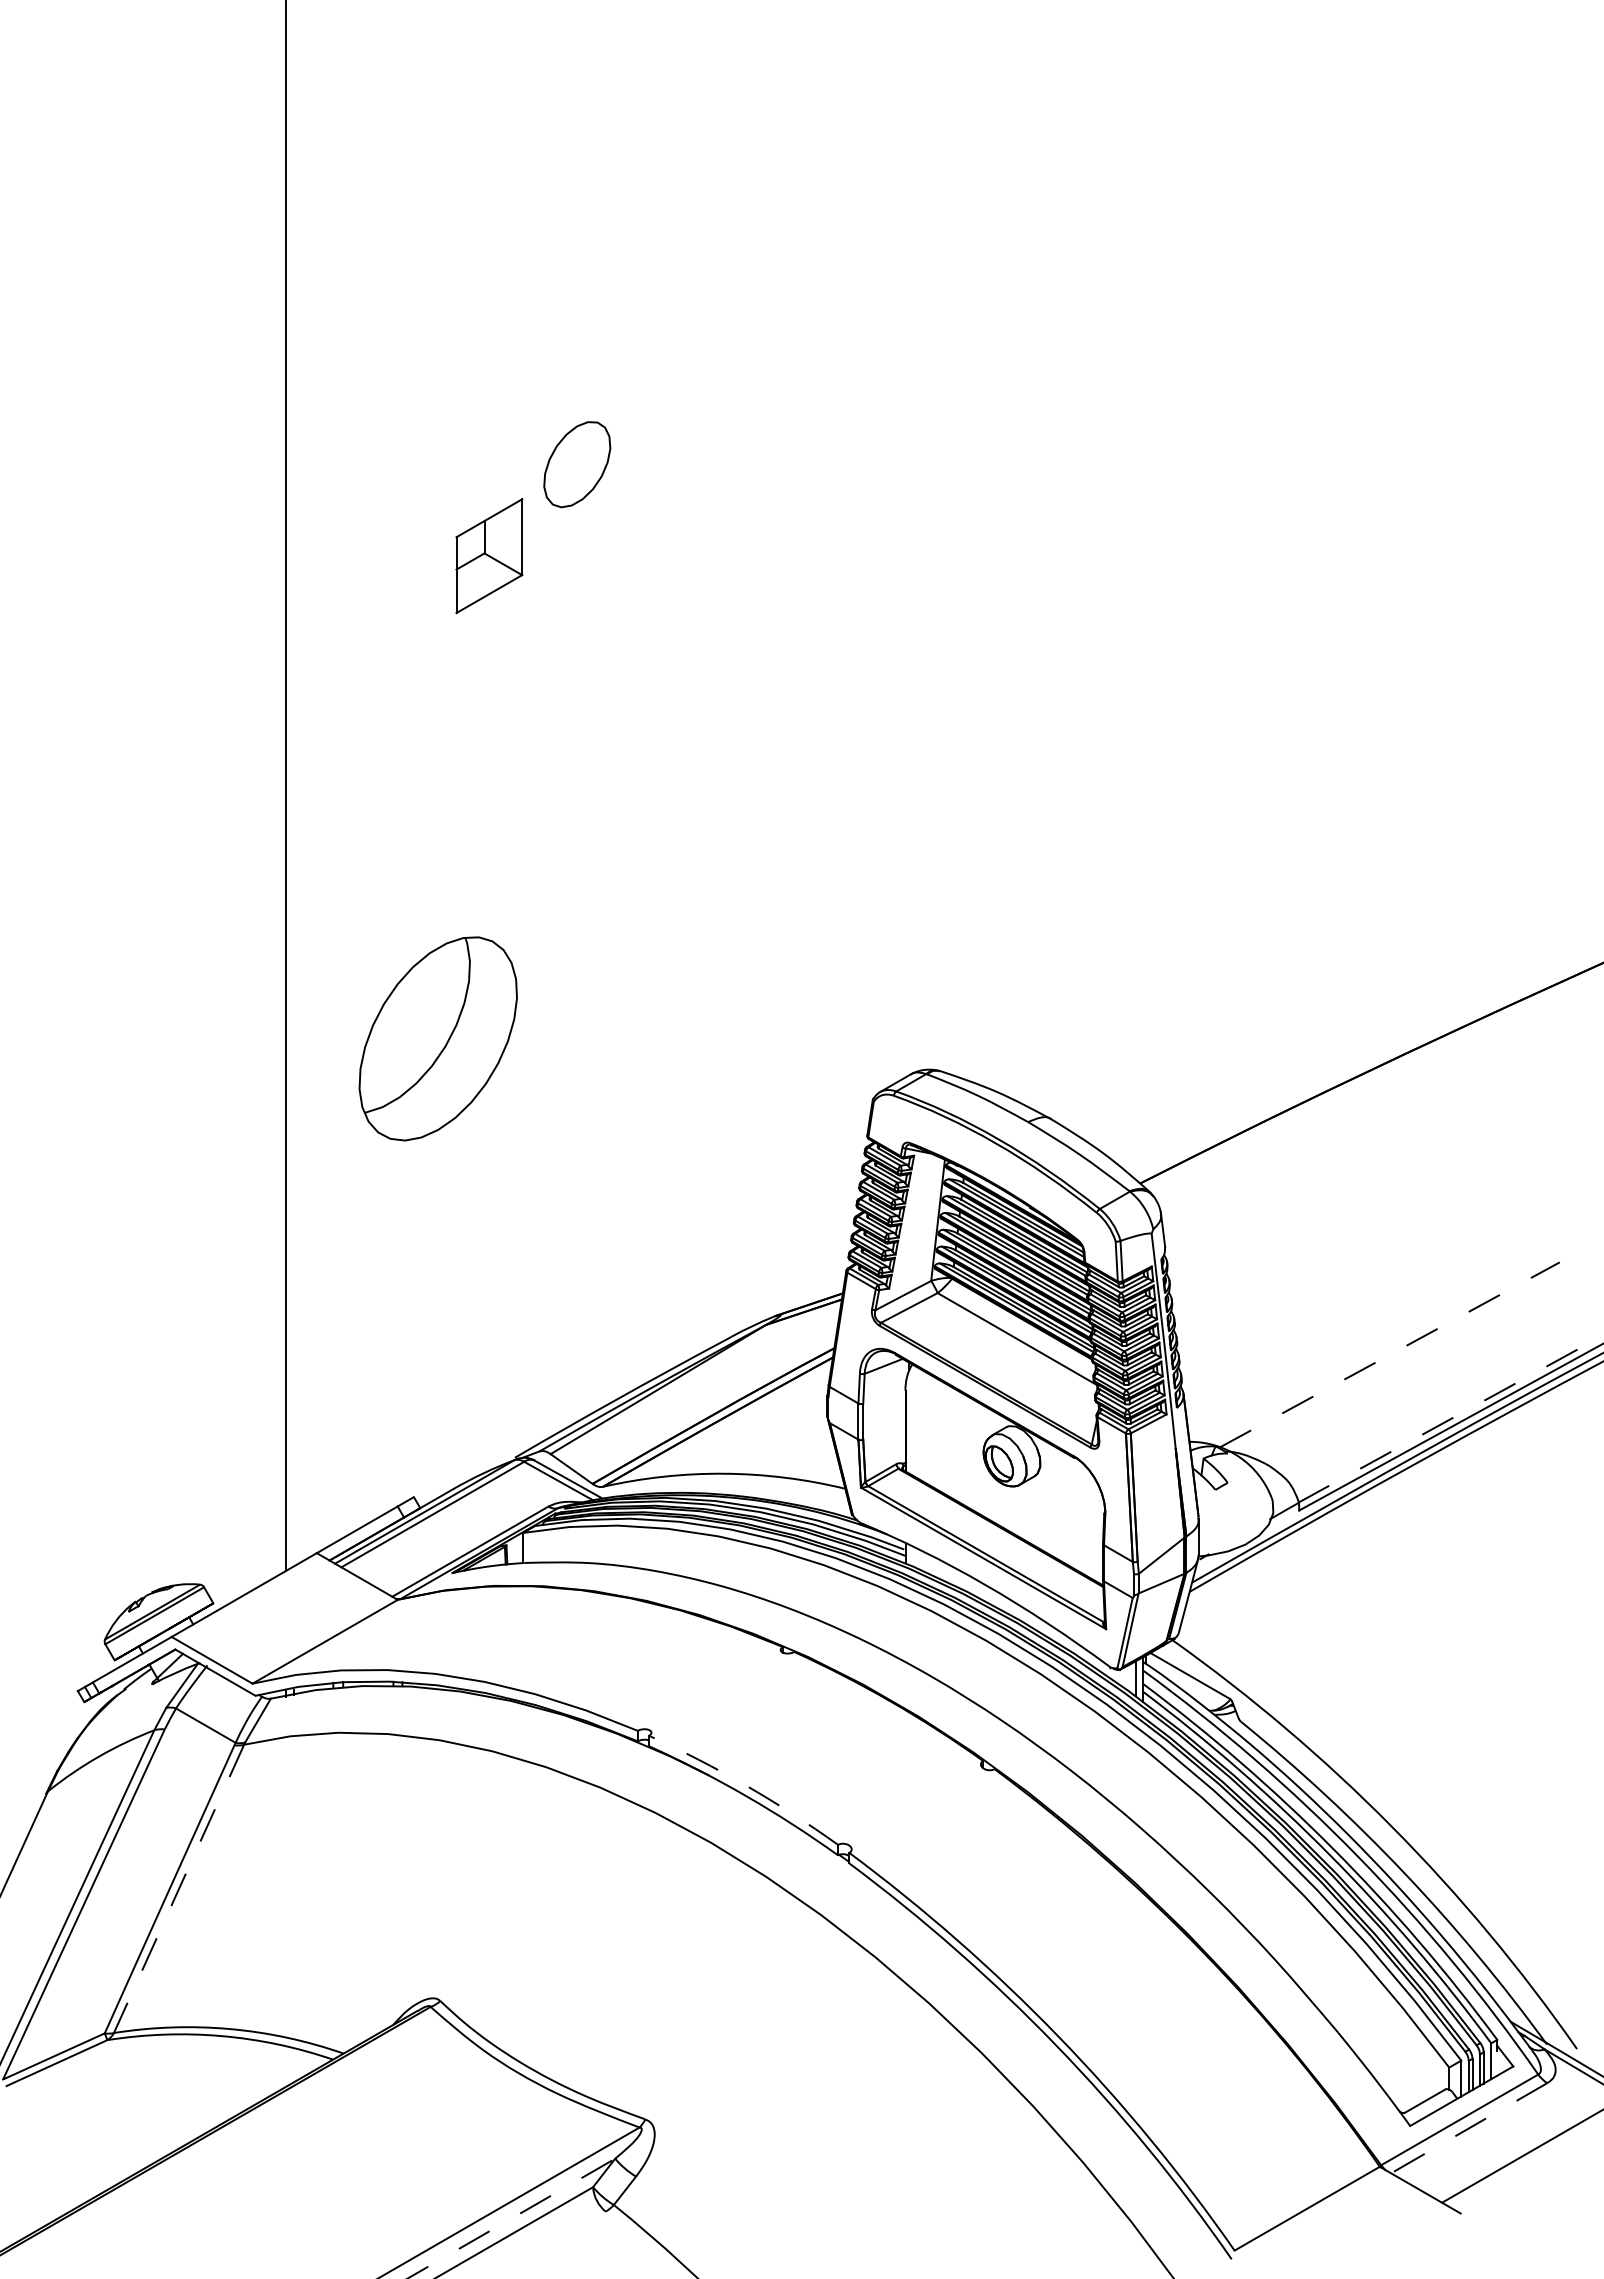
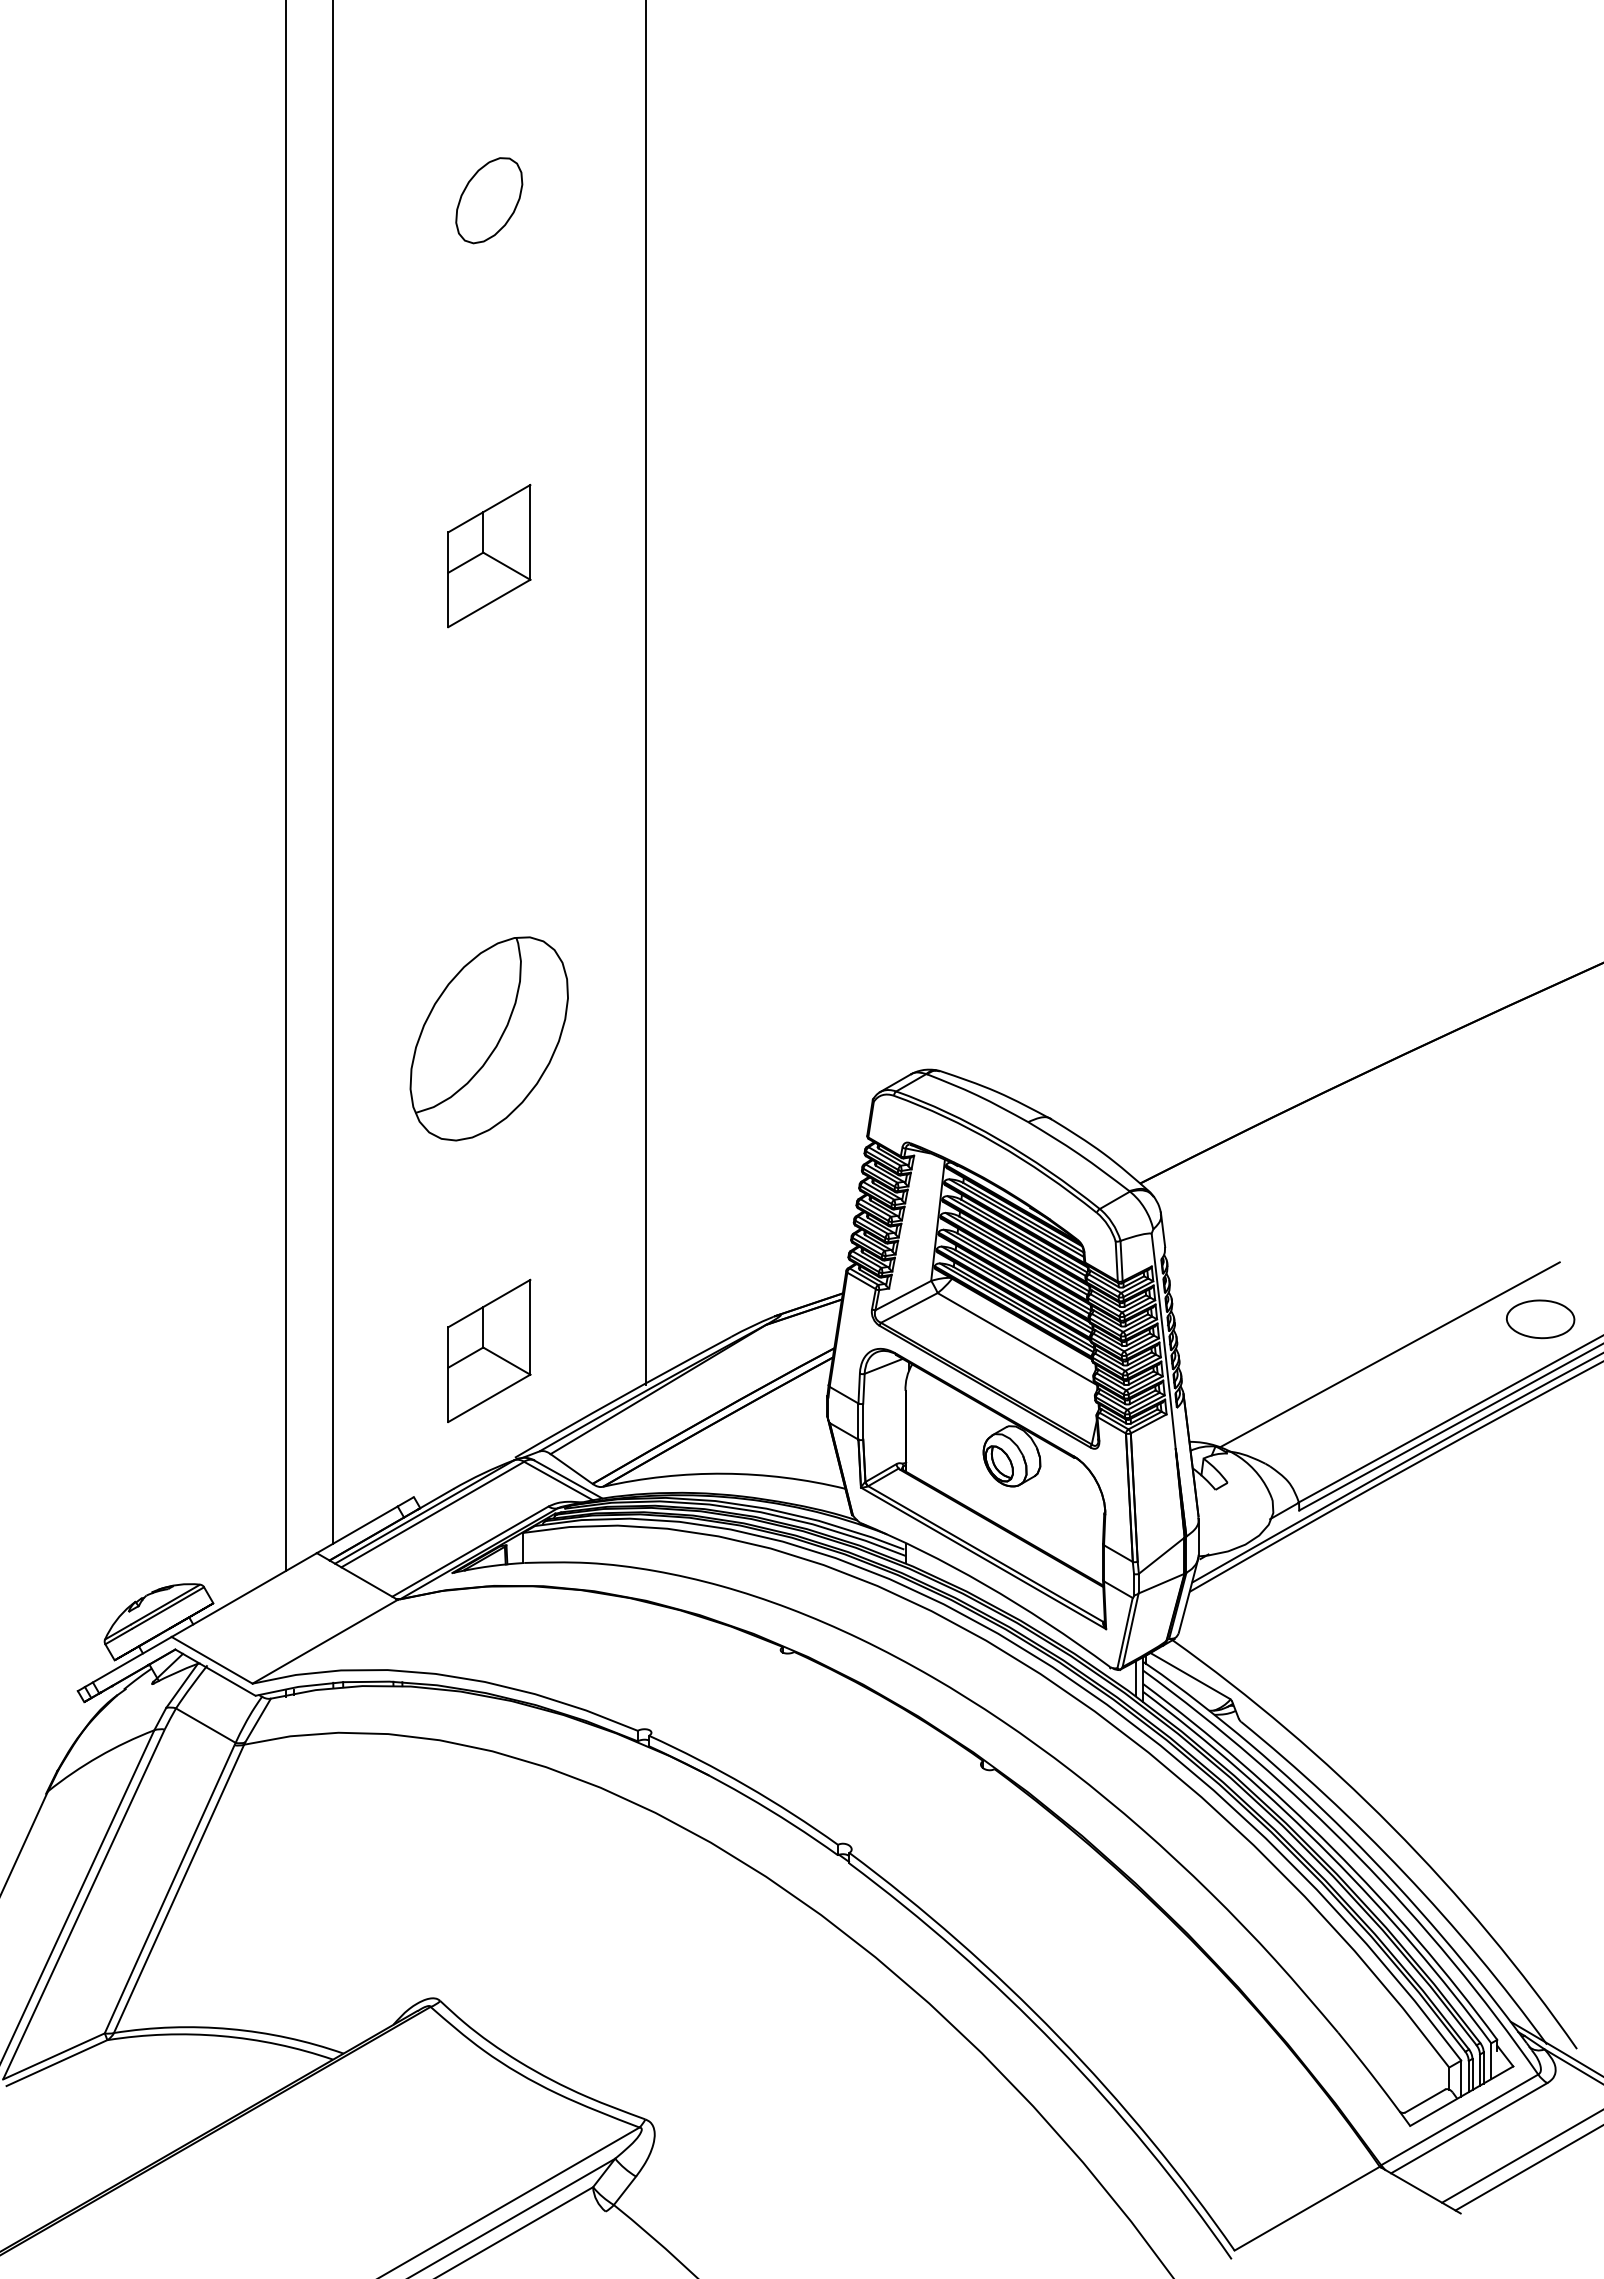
part position: (577, 464) -> (489, 200) (489, 200)
part size: 69x117 px -> 85x145 px (489, 556)
line: none -> present (645, 693)
line: none -> present (332, 772)
part position: (437, 1038) -> (488, 1038) (488, 1038)
part: none -> present (1540, 1319)
part: none -> present (489, 1350)
line: dashed -> solid (1390, 1354)
line: dashed -> solid (1451, 1418)
arc: dashed -> solid (746, 1785)
line: dashed -> solid (178, 1889)
line: dashed -> solid (1468, 2128)
line: none -> present (1527, 2168)
line: dashed -> solid (511, 2218)
